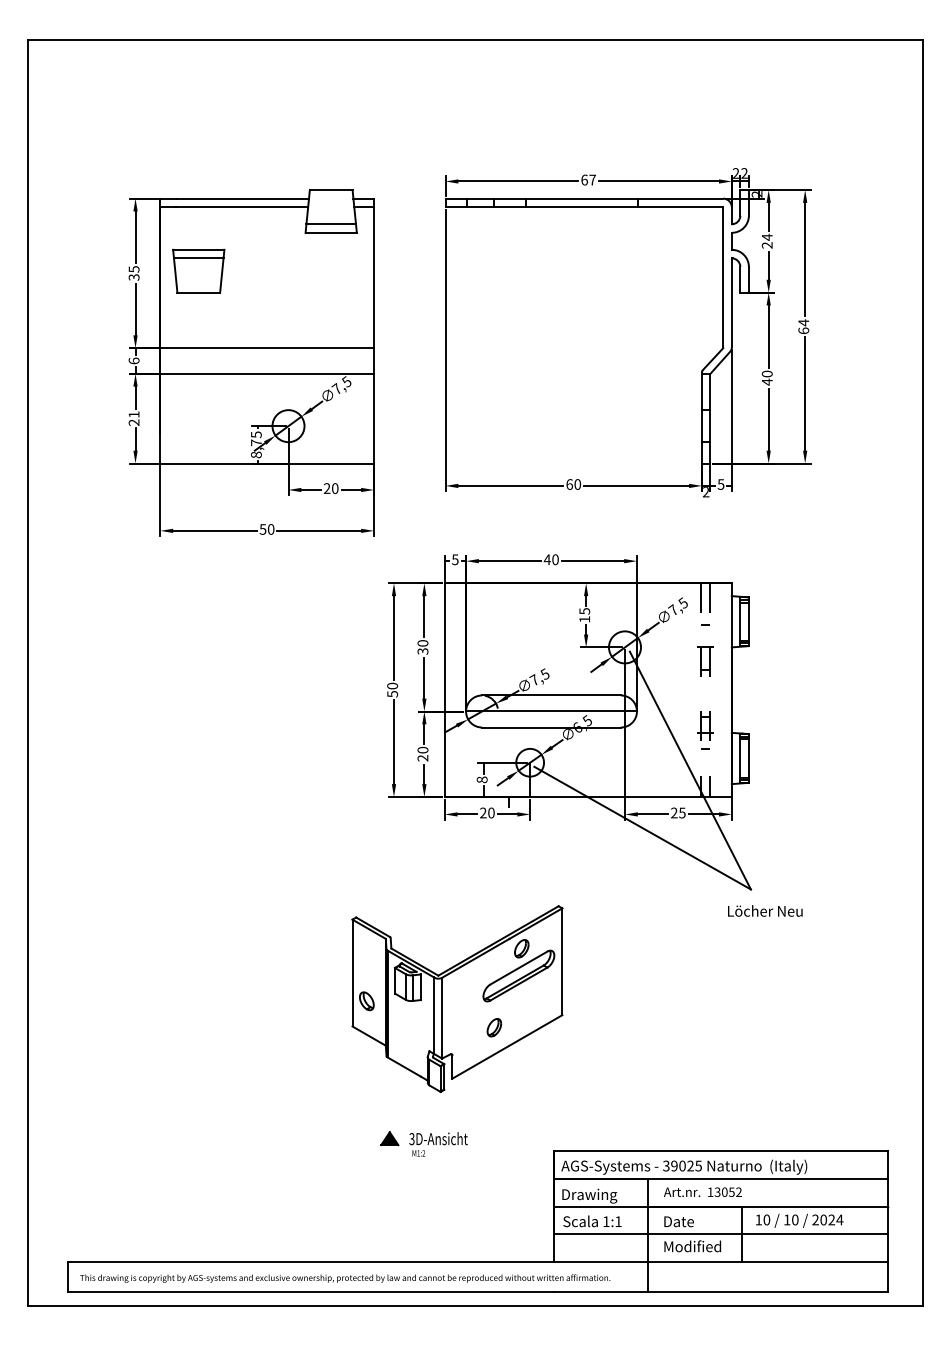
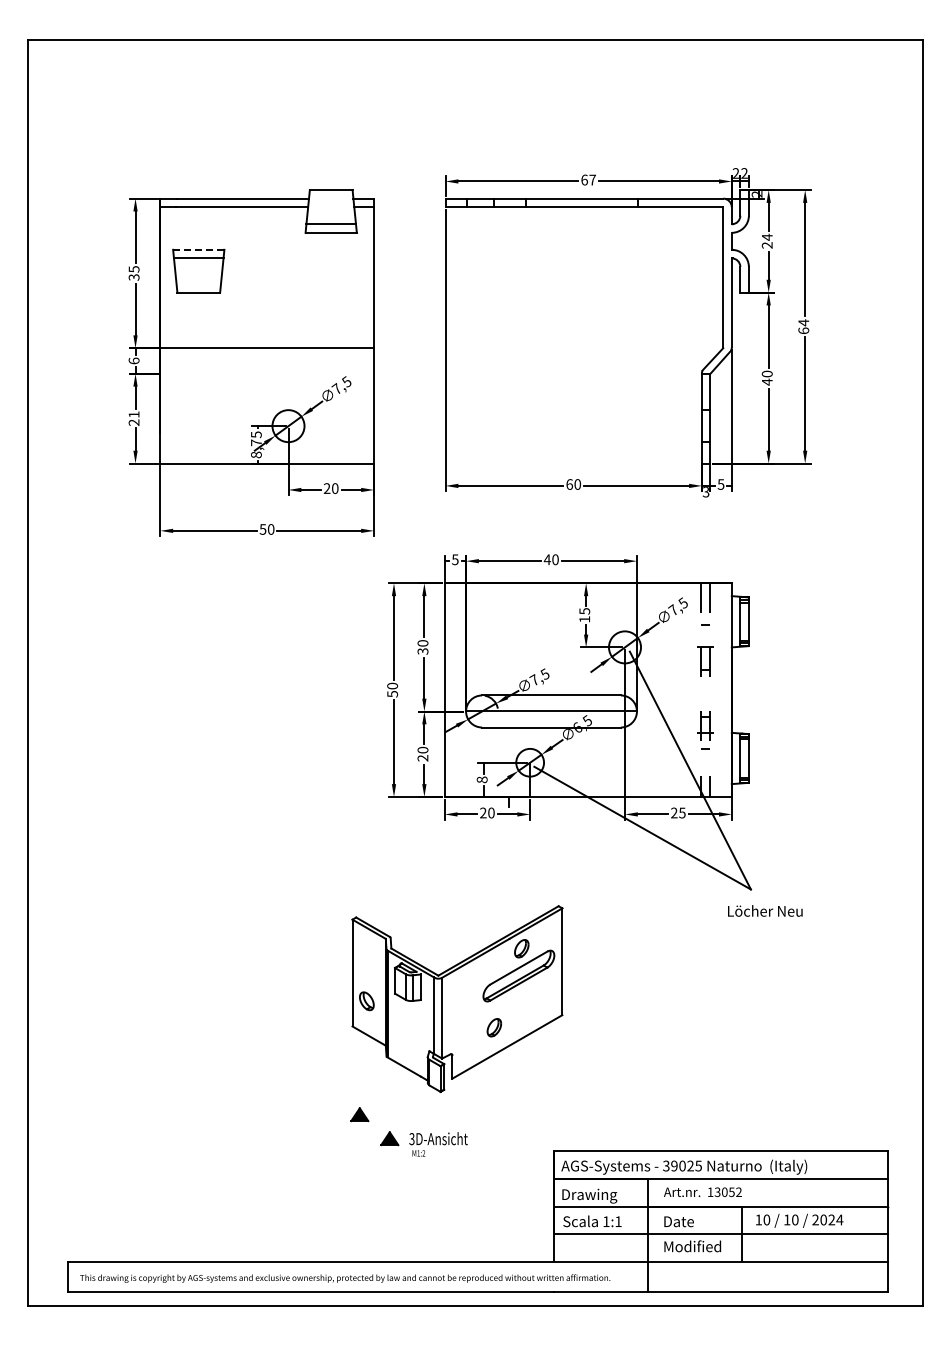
line: solid -> dashed (198, 249)
line: present -> none (266, 373)
text: 2 -> 3 (706, 492)
part: none -> present (359, 1114)
